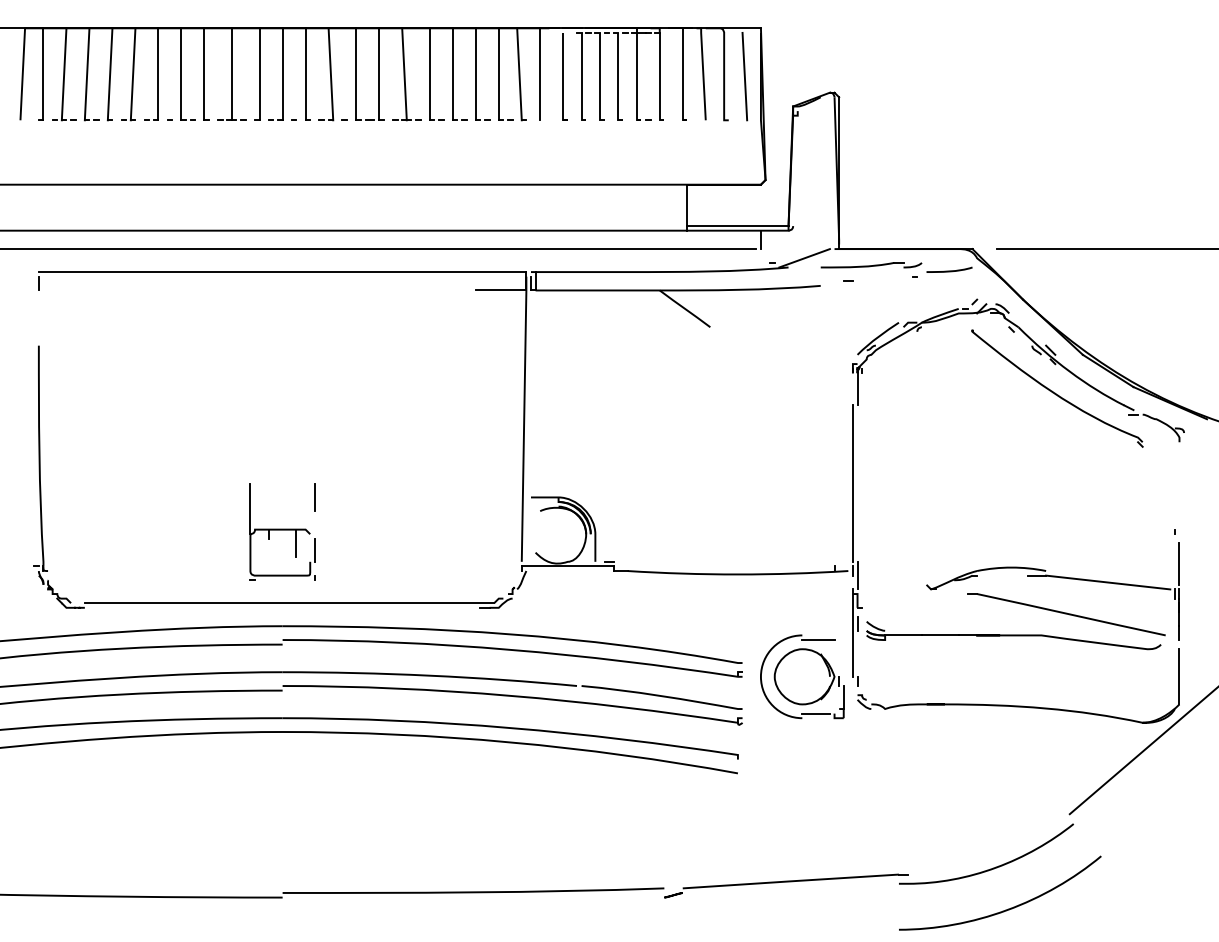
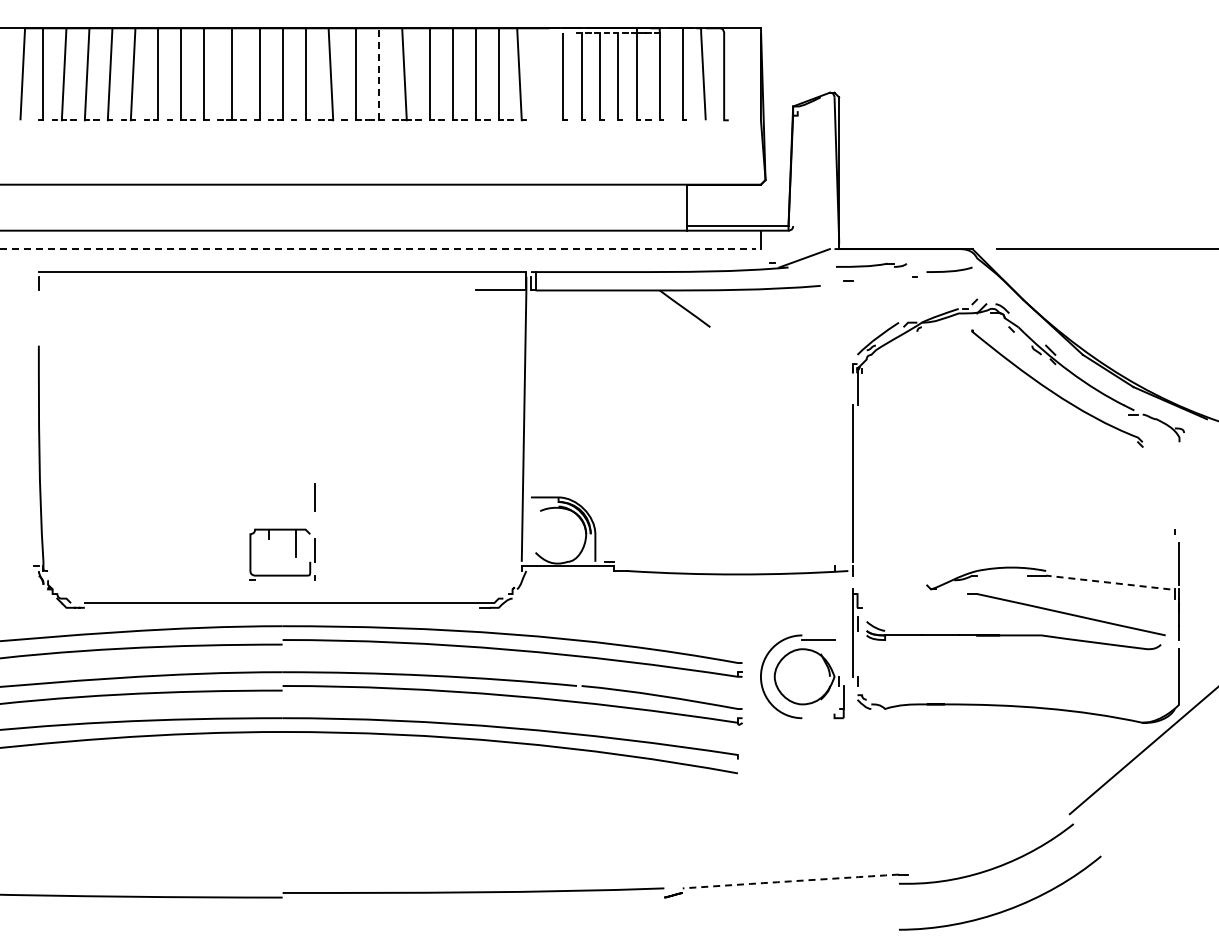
line: solid -> dashed (379, 74)
line: present -> none (540, 74)
line: present -> none (744, 76)
line: solid -> dashed (378, 249)
part size: 103x7 px -> 72x6 px (871, 264)
line: present -> none (250, 508)
line: present -> none (857, 575)
line: solid -> dashed (1107, 582)
line: present -> none (815, 713)
arc: solid -> dashed (790, 881)
